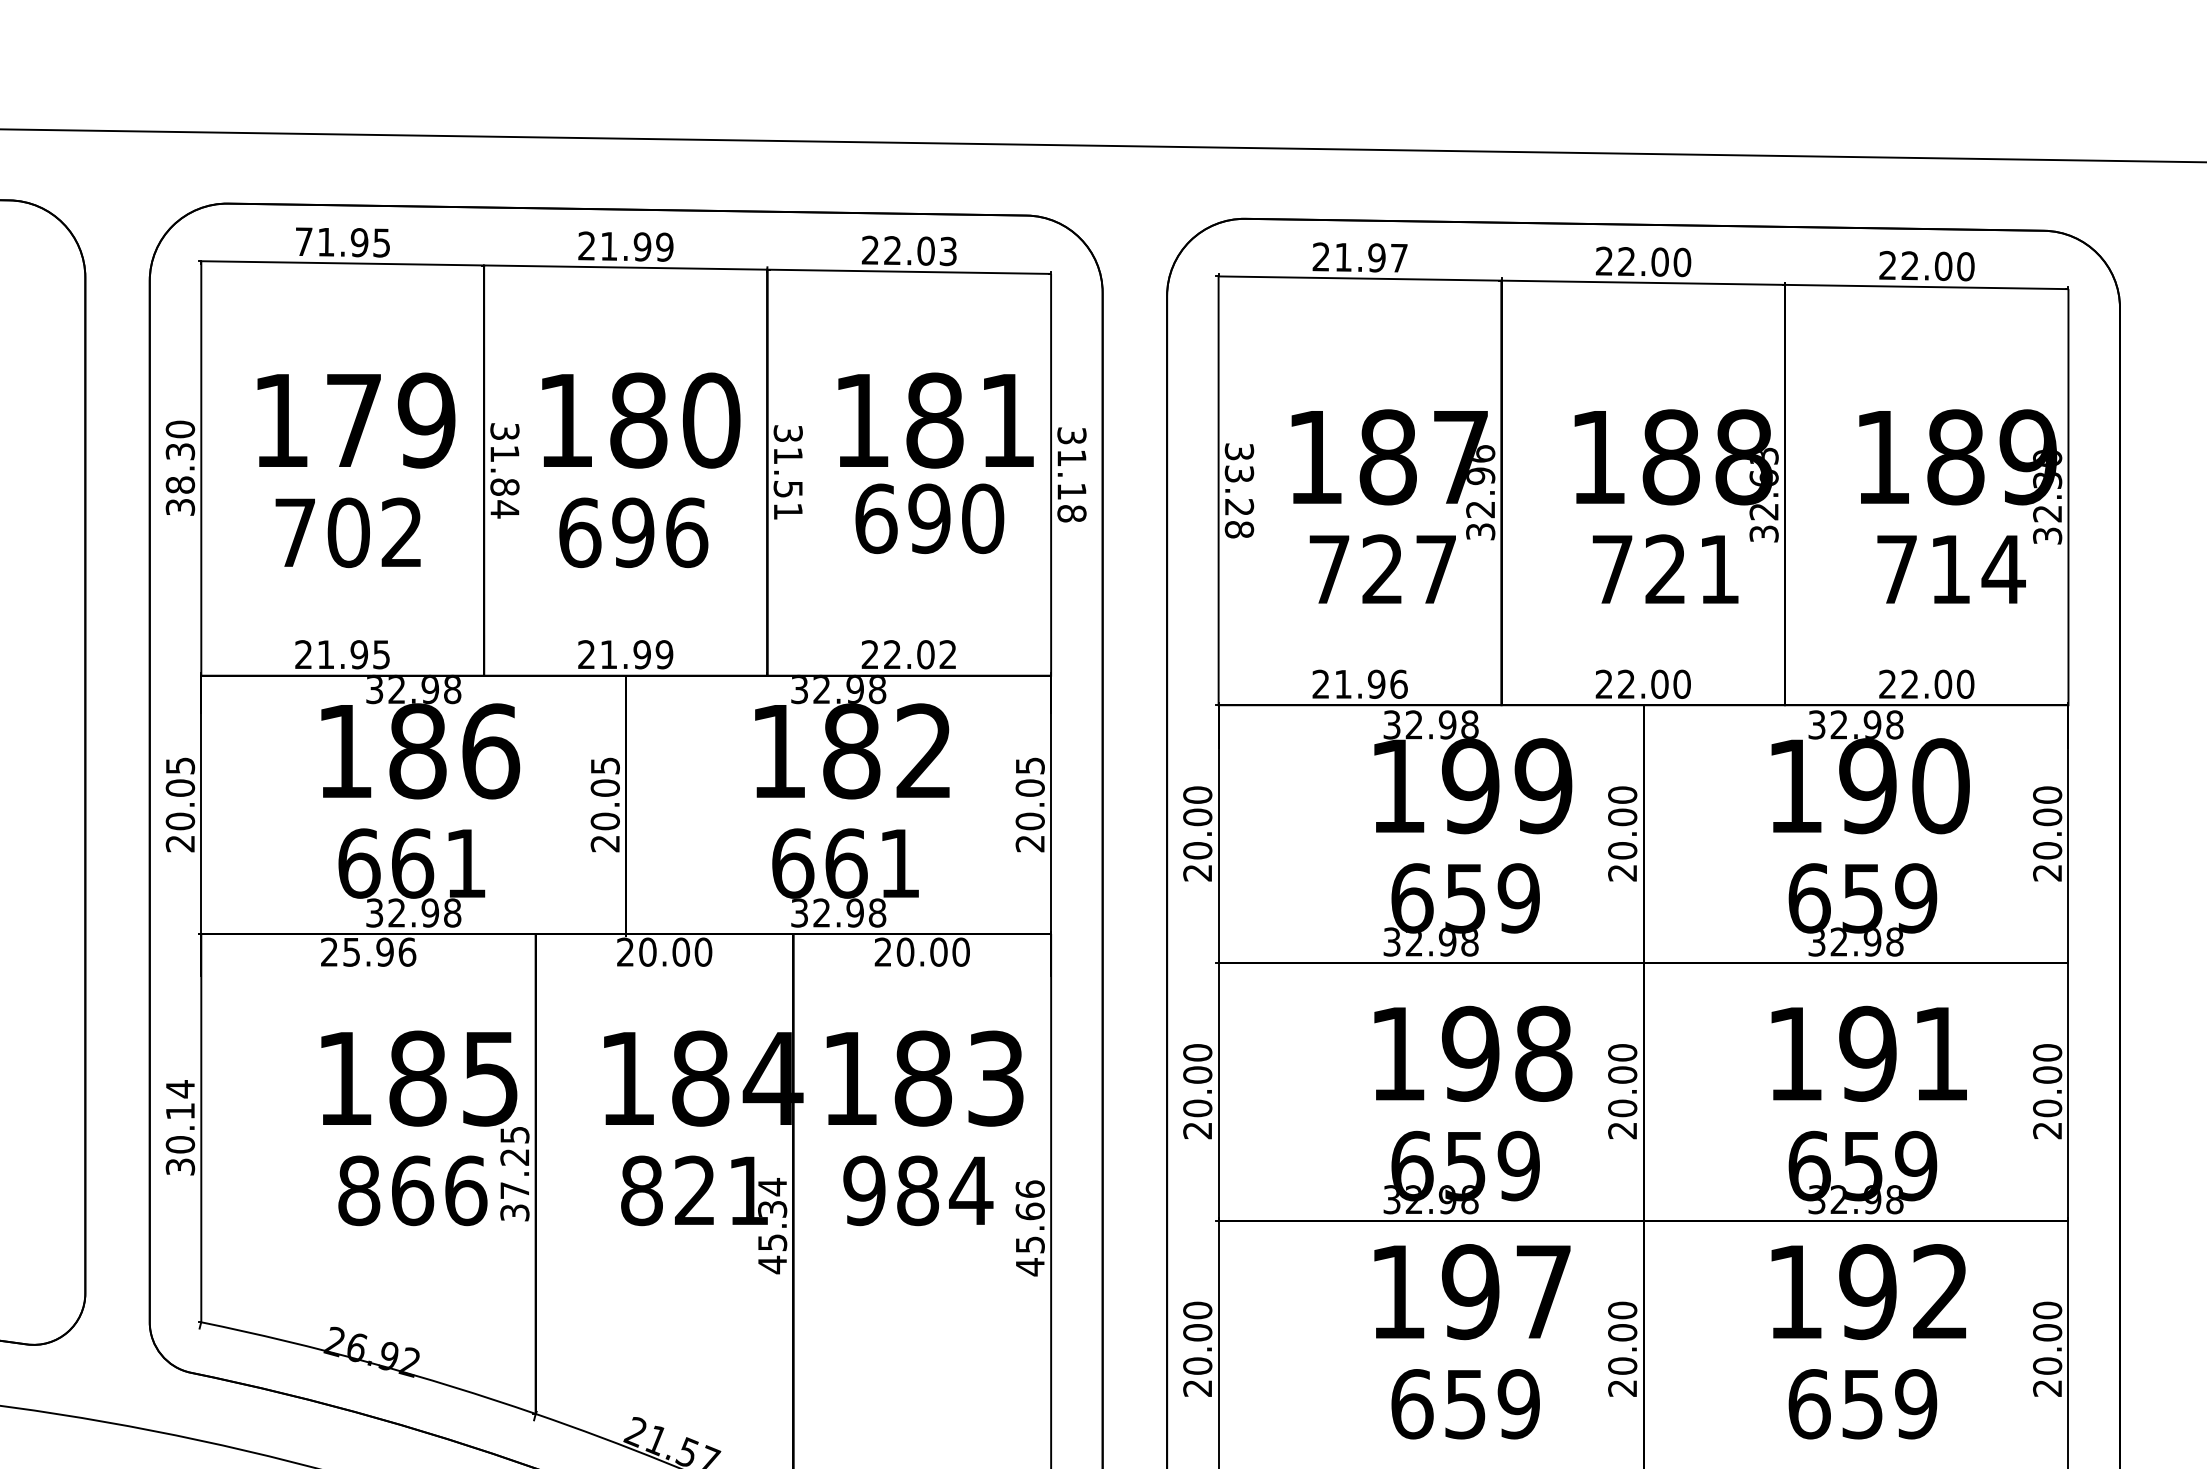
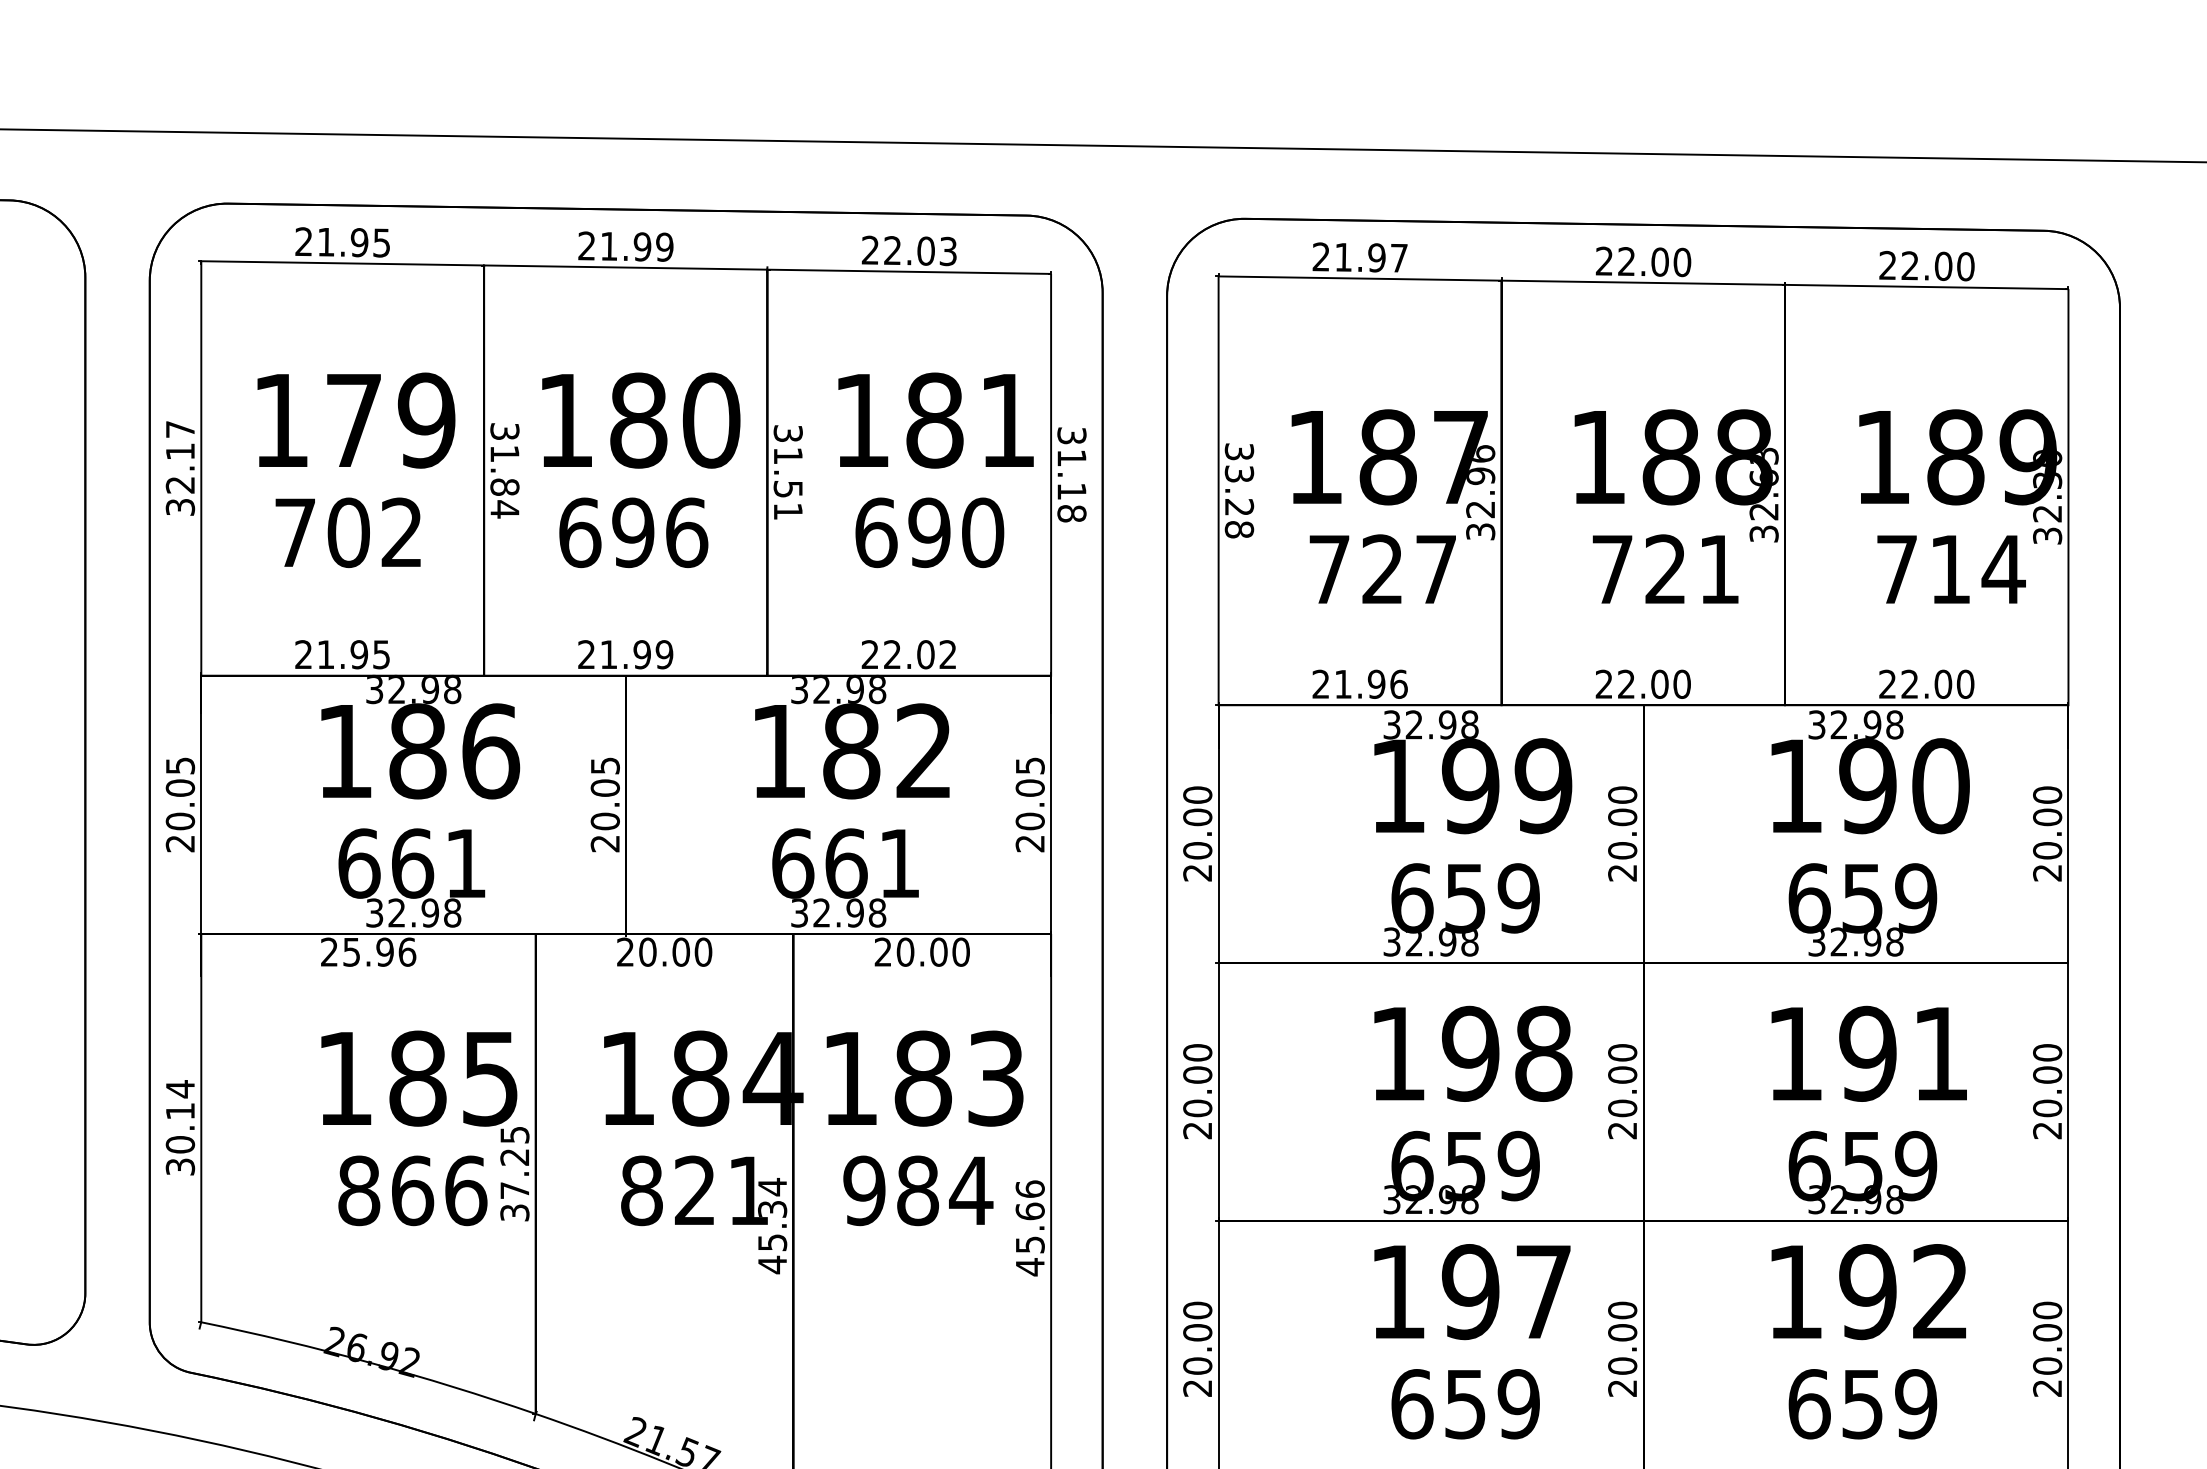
text: 71.95 -> 21.95 (303, 241)
text: 38.30 -> 32.17 (180, 456)
text position: (929, 518) -> (929, 532) (929, 532)
